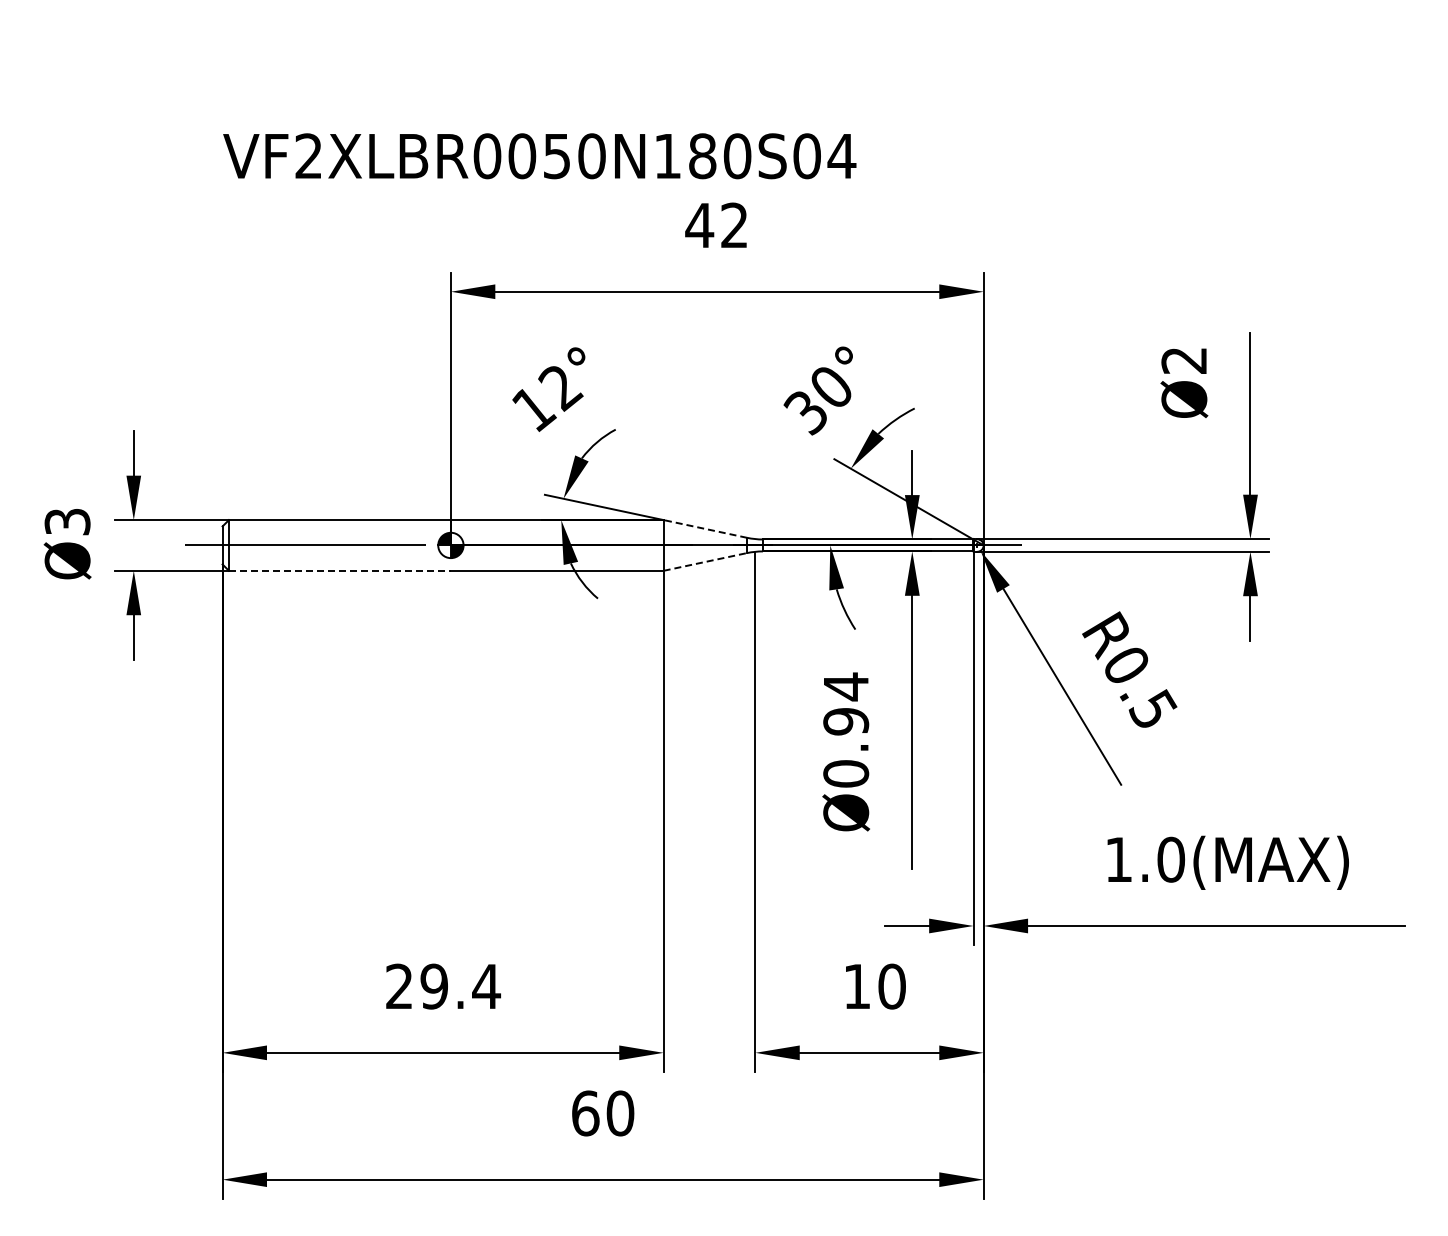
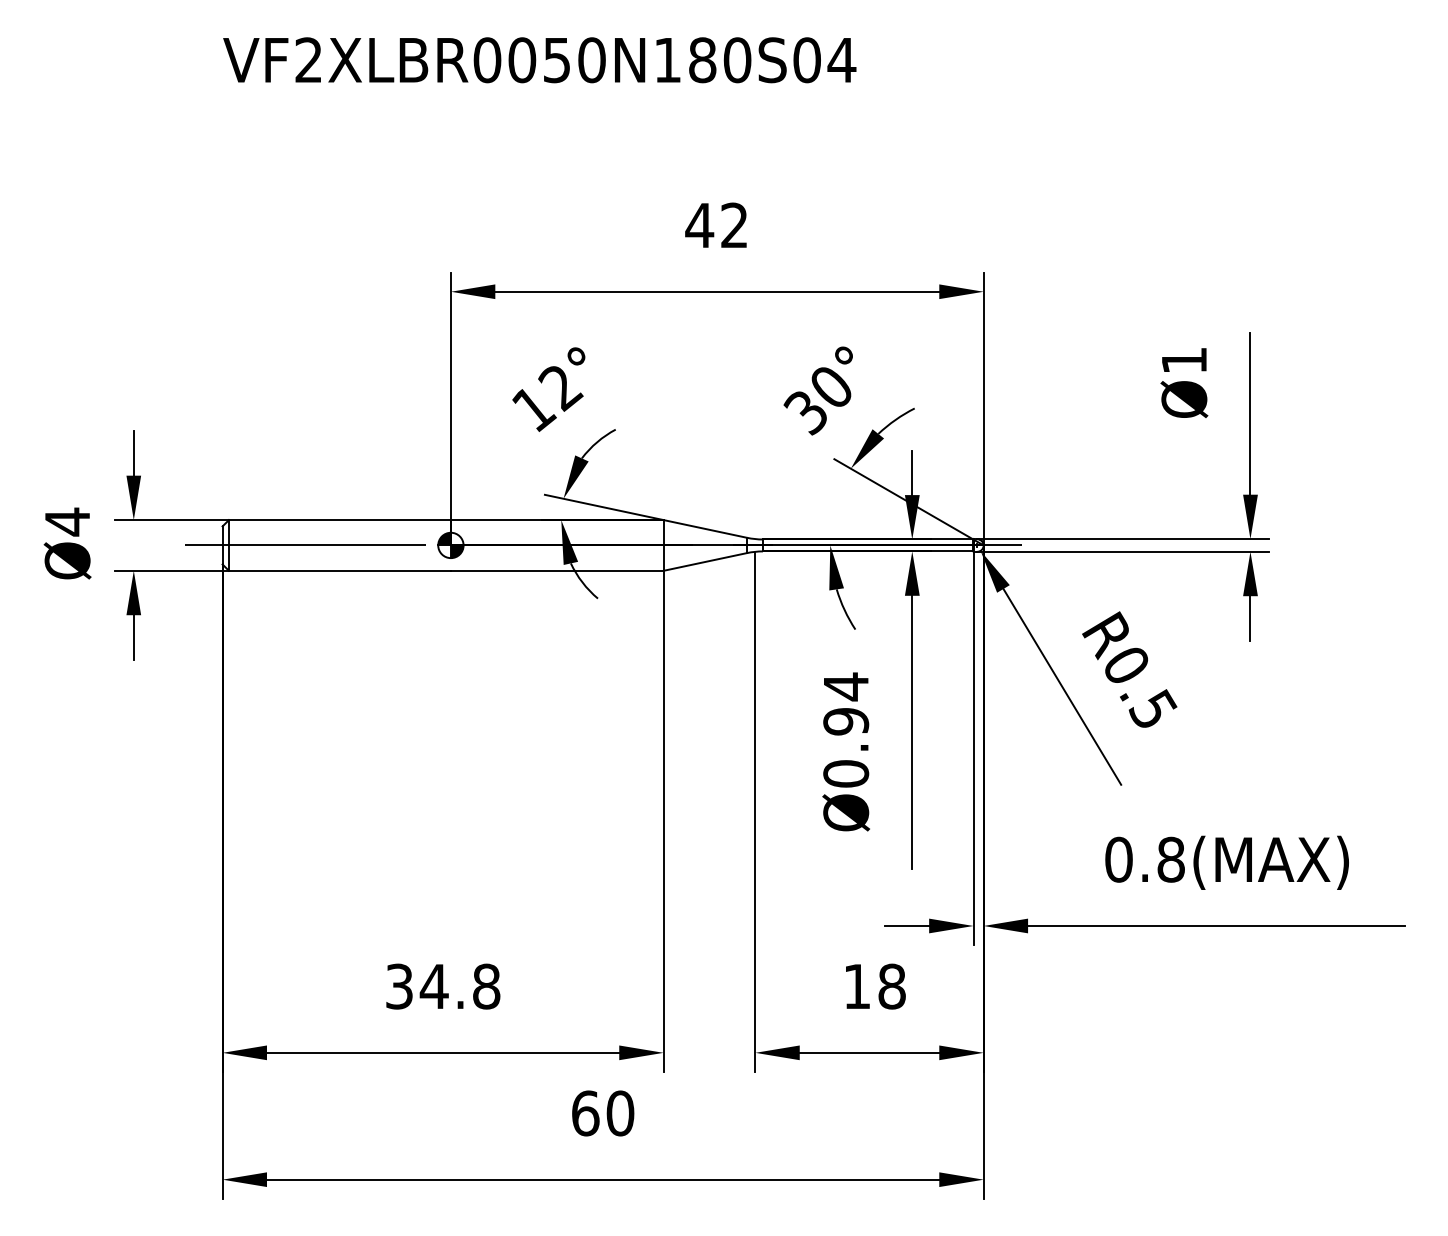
text position: (539, 156) -> (539, 60) (539, 60)
text: Ø2 -> Ø1 (1183, 360)
text: Ø3 -> Ø4 (67, 521)
line: dashed -> solid (705, 528)
line: dashed -> solid (705, 561)
line: dashed -> solid (339, 570)
text: 1.0(MAX) -> 0.8(MAX) (1145, 859)
text: 29.4 -> 34.8 (443, 986)
text: 10 -> 18 (891, 986)
